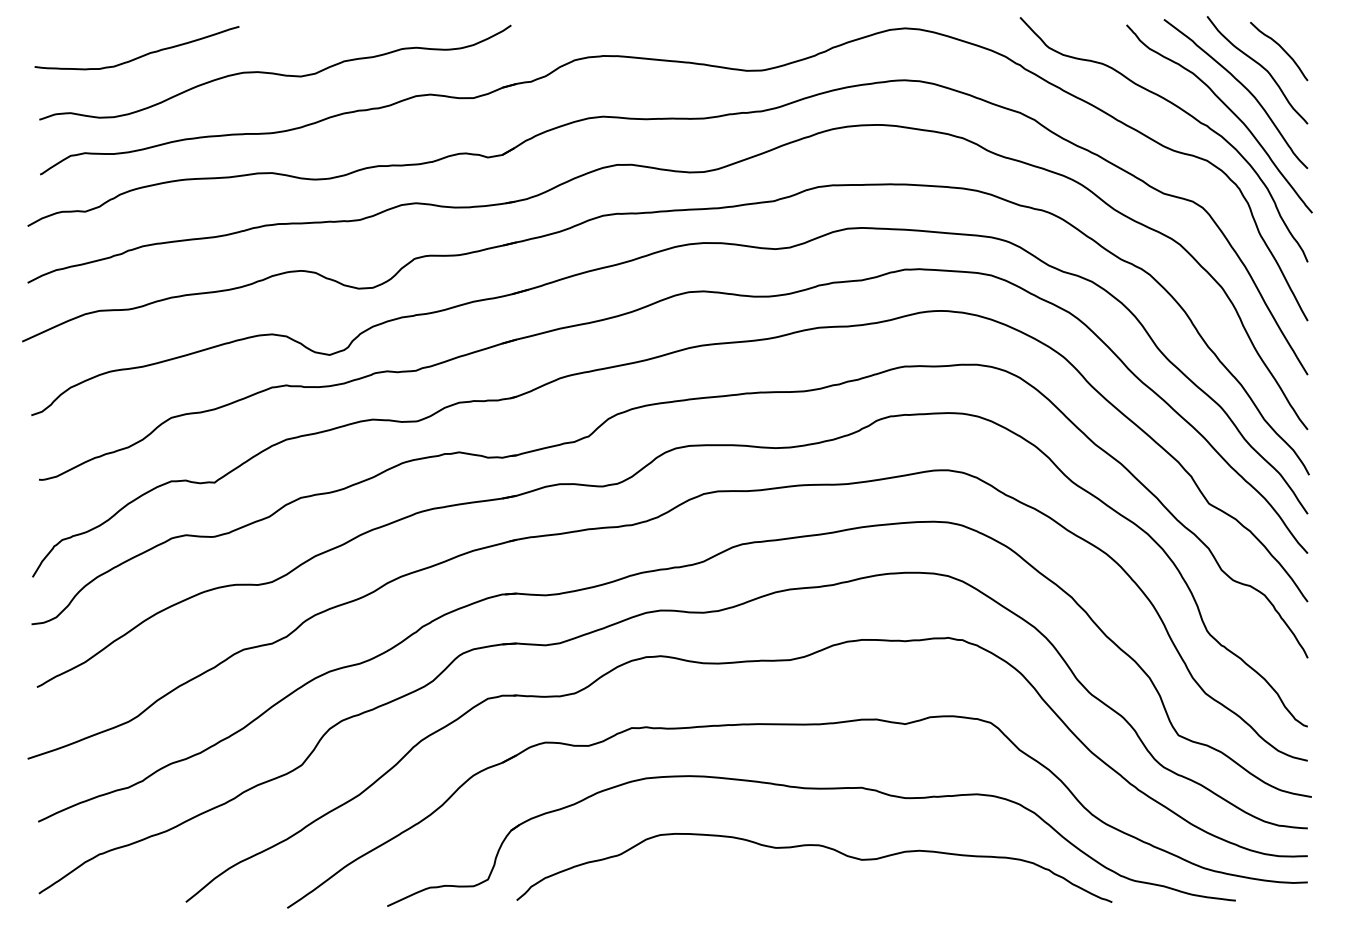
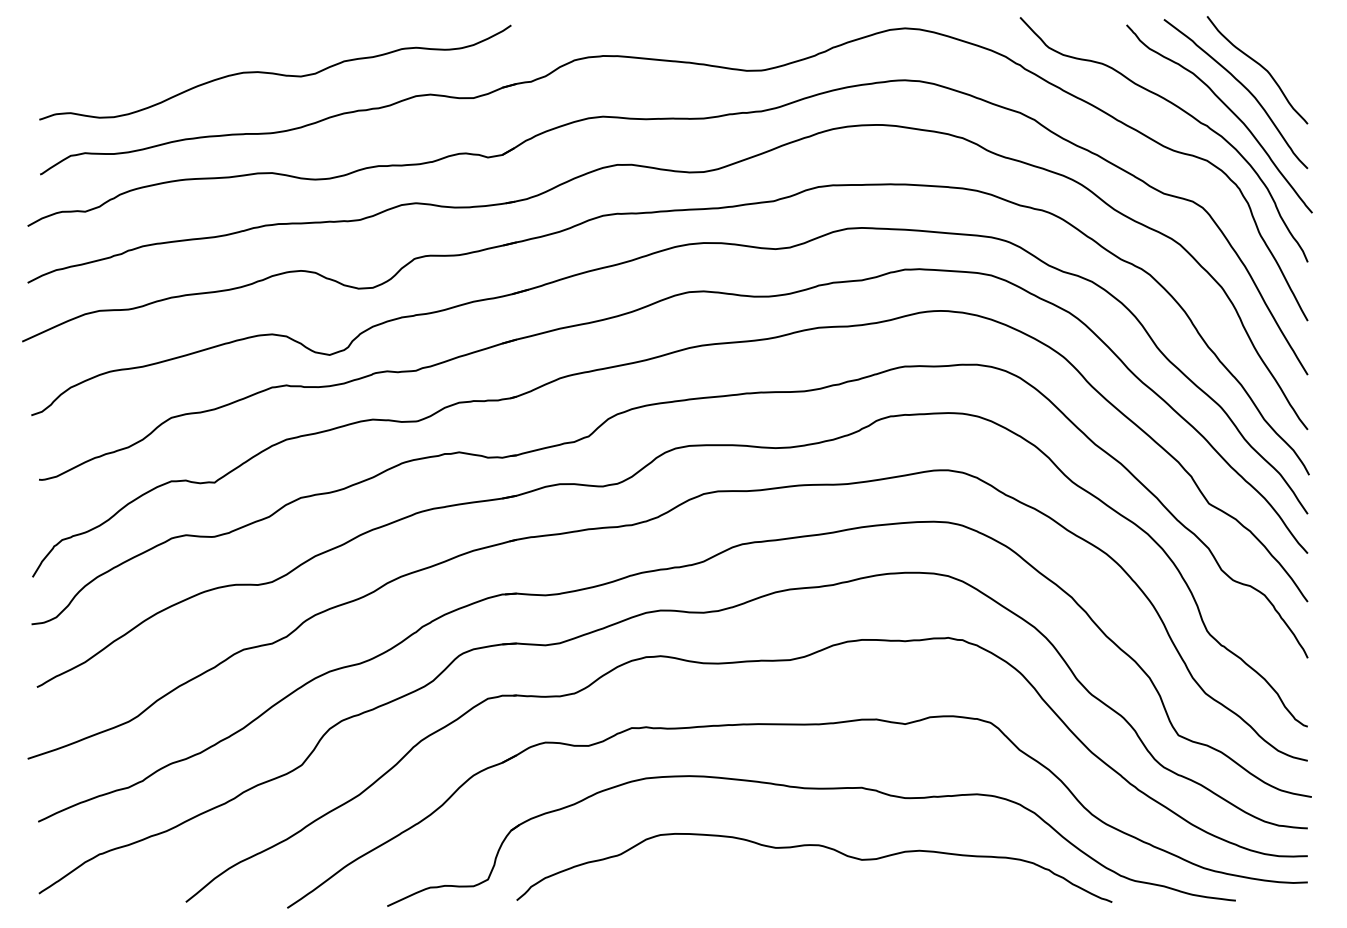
curve: present -> none (1282, 50)
curve: present -> none (138, 56)
